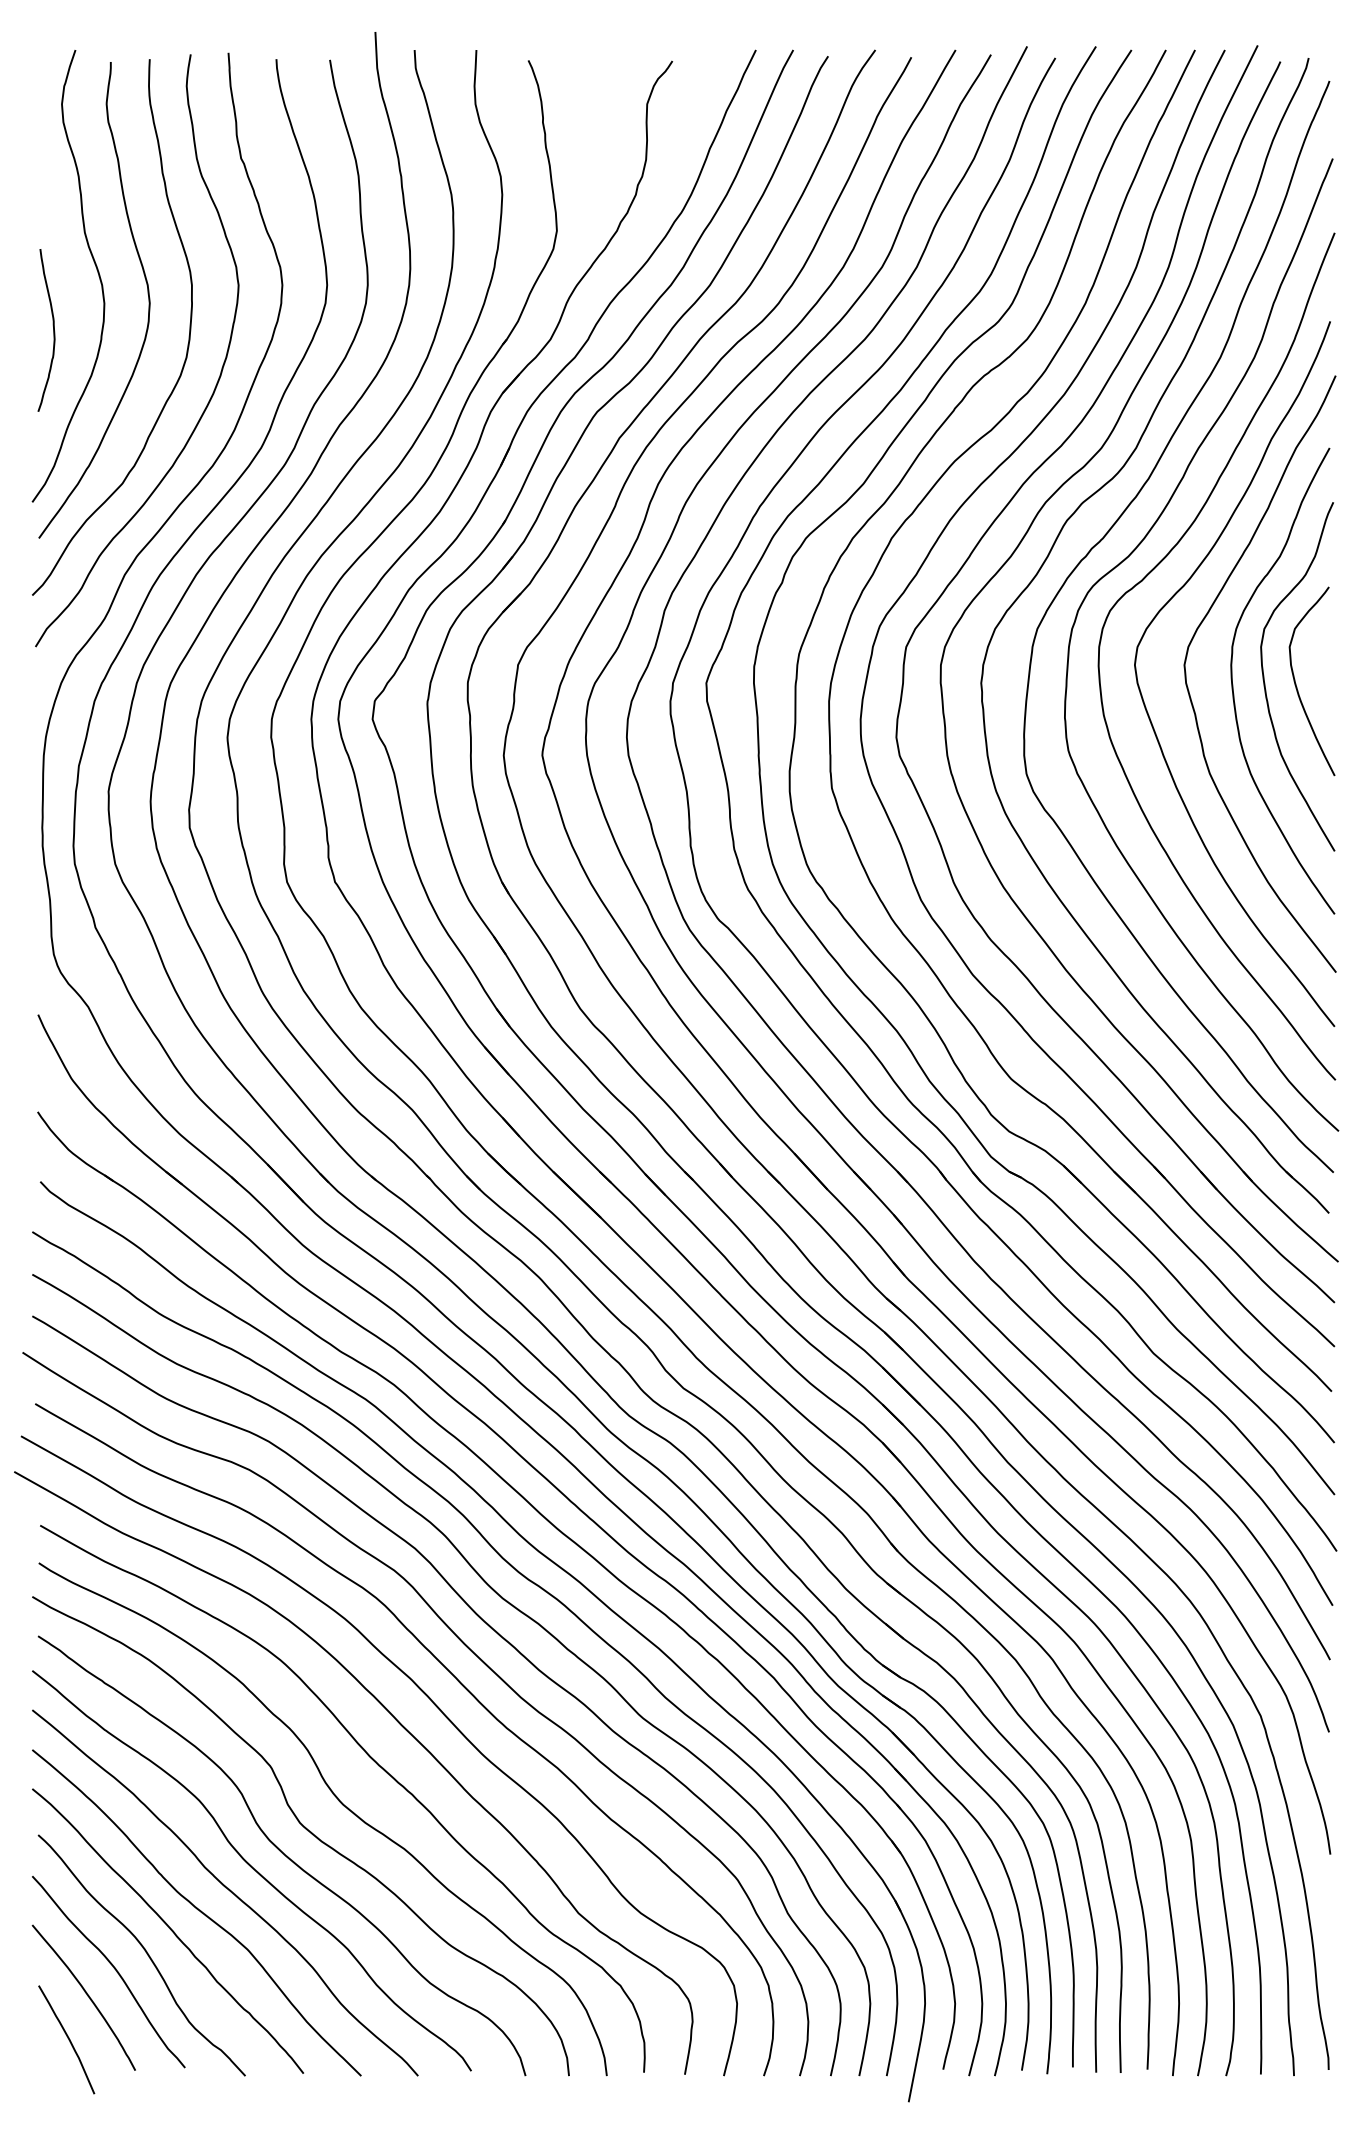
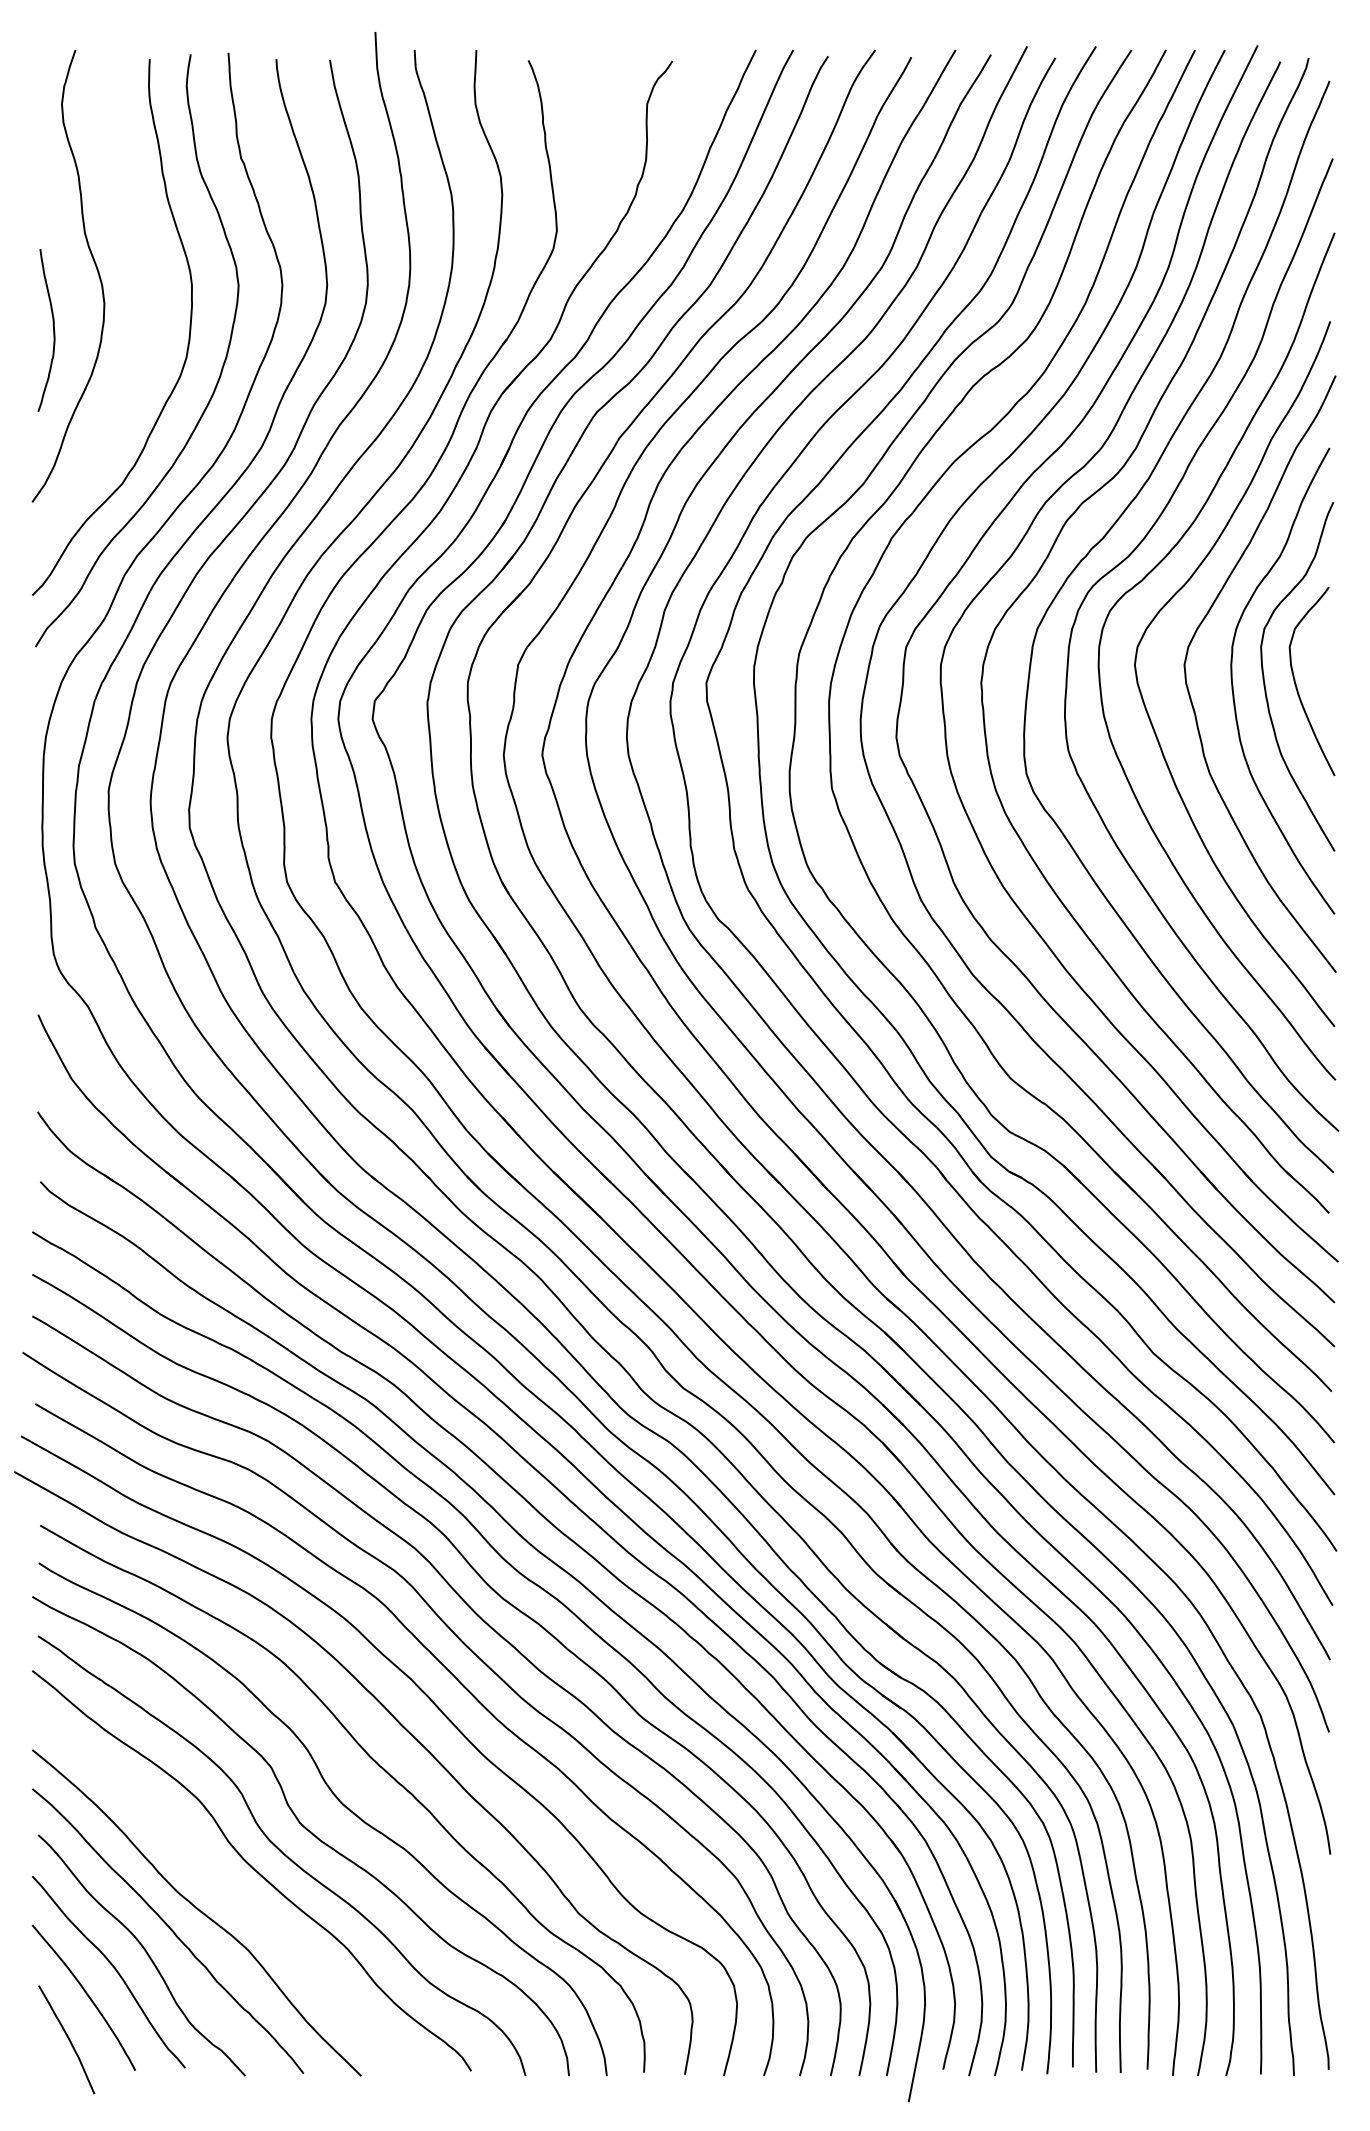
curve: present -> none (147, 294)
curve: present -> none (227, 1889)
